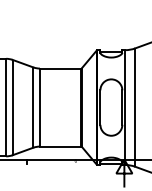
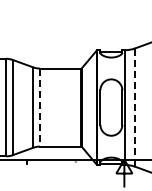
line: solid -> dashed (39, 107)
line: solid -> dashed (135, 108)
